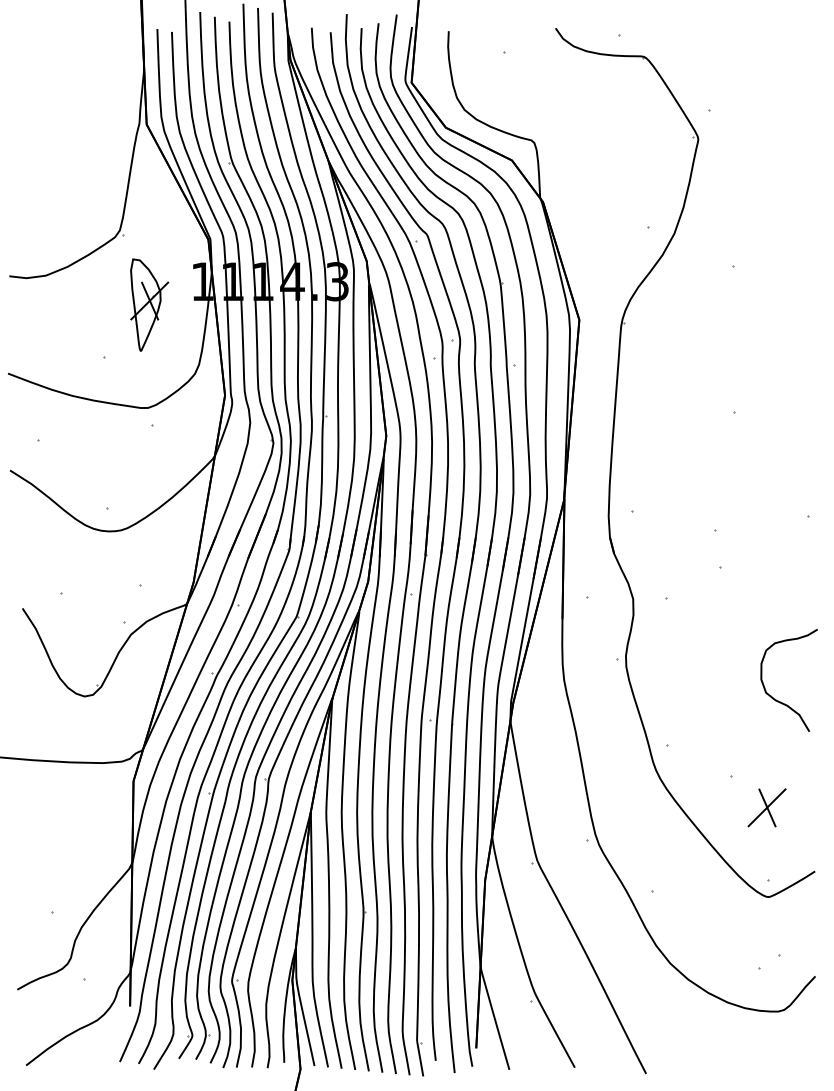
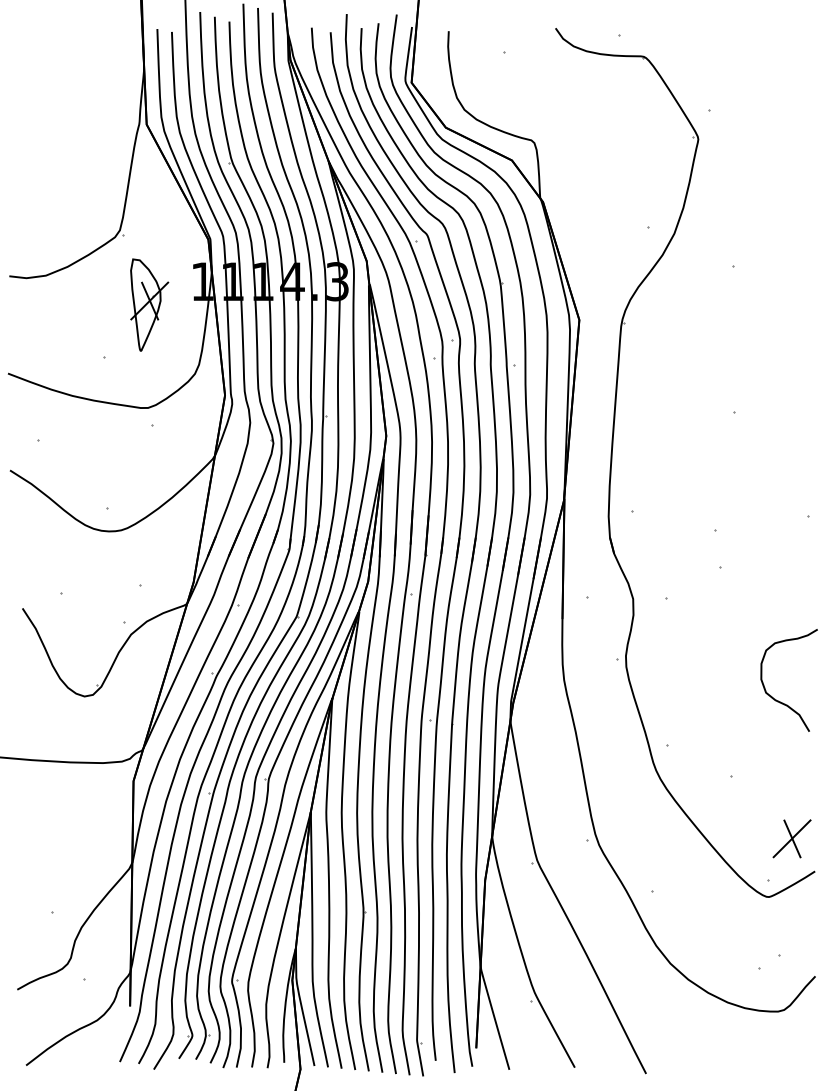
part position: (766, 807) -> (791, 838) (791, 838)
